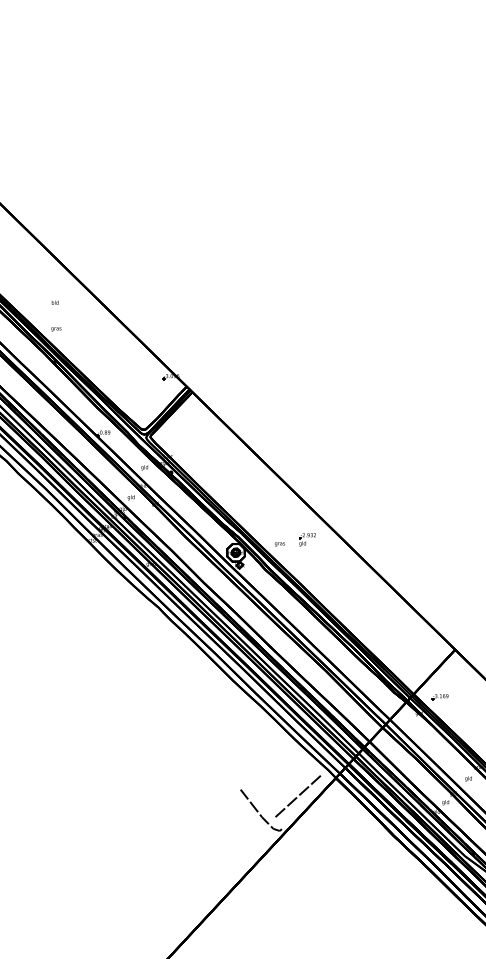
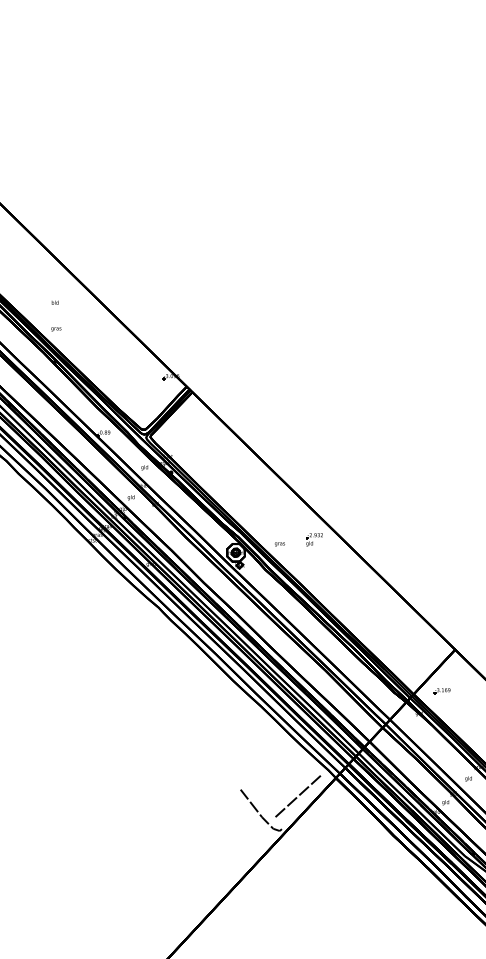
part position: (307, 539) -> (314, 539) (314, 539)
part position: (439, 697) -> (441, 691) (441, 691)
